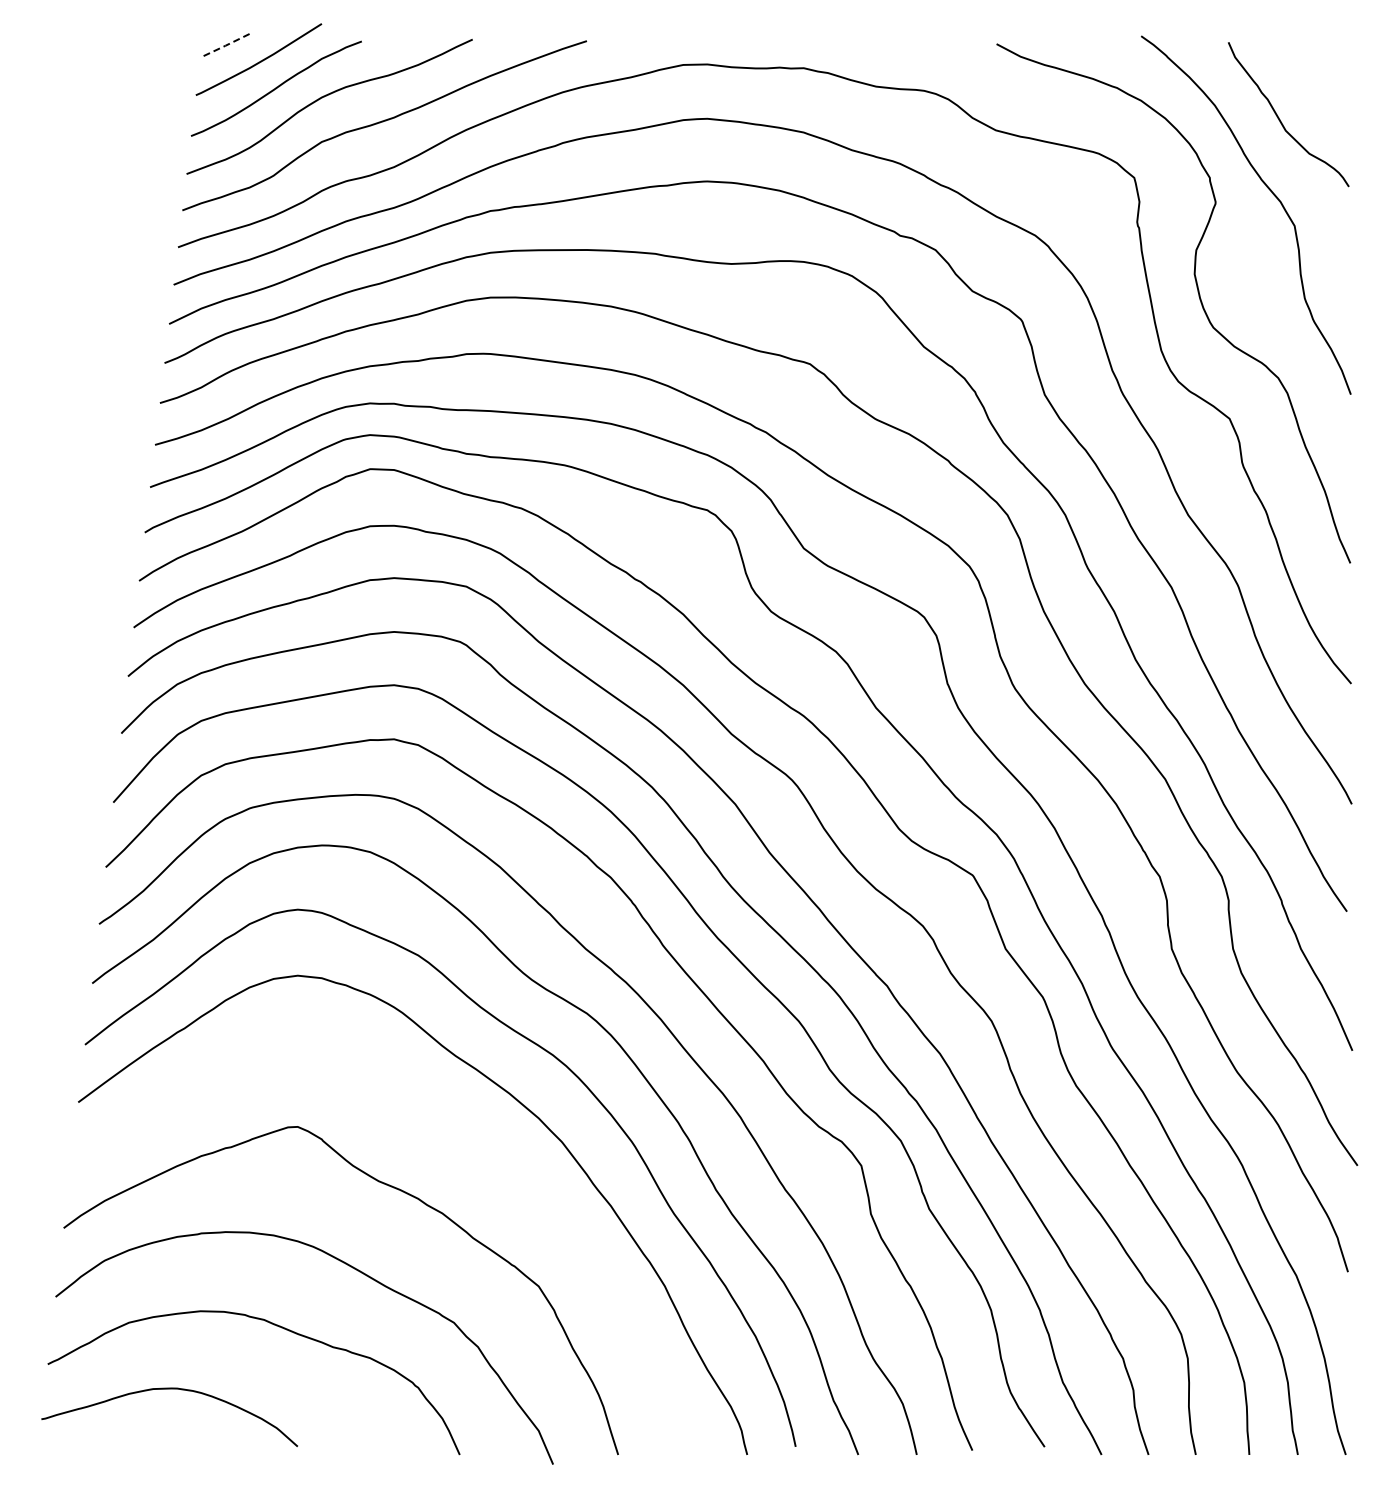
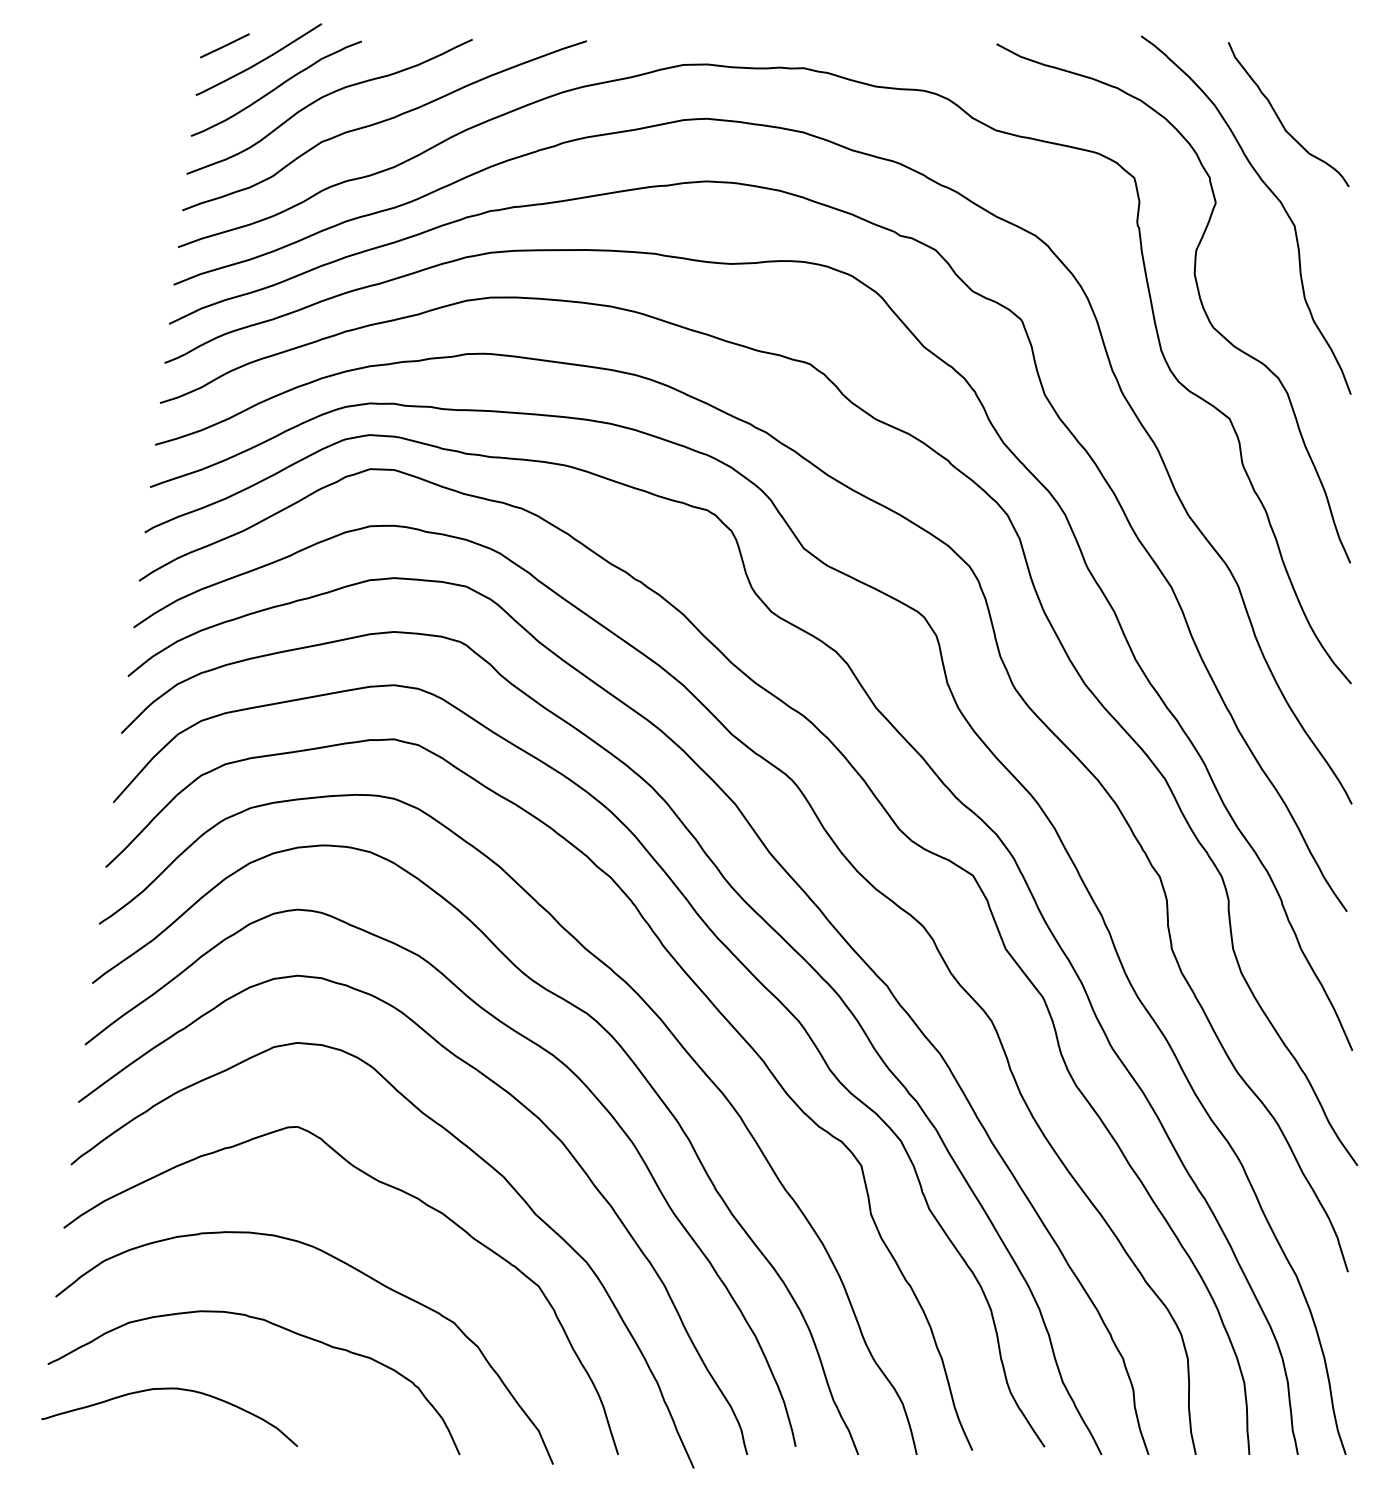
line: dashed -> solid (225, 45)
curve: none -> present (472, 1152)
